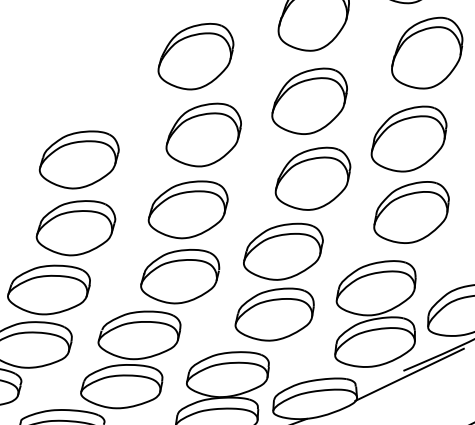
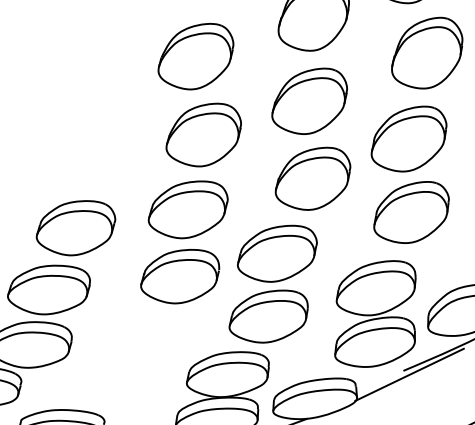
part: present -> none (78, 159)
part position: (278, 281) -> (272, 283) (272, 283)
part: present -> none (130, 359)
